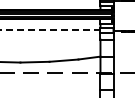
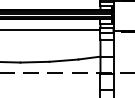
line: dashed -> solid (50, 29)
